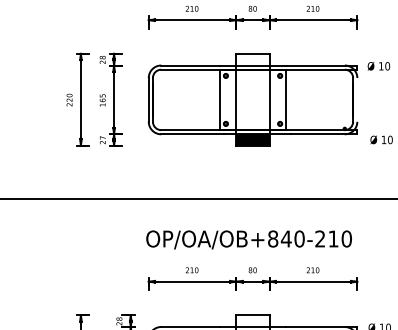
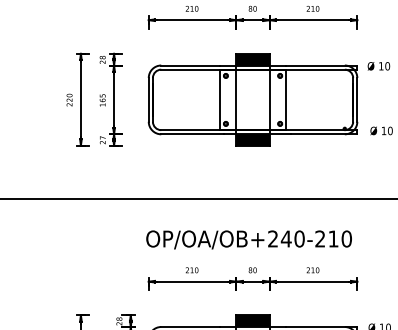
fill: none -> present (252, 59)
line: none -> present (357, 99)
text position: (381, 139) -> (381, 130) (381, 130)
text: OP/OA/OB+840-210 -> OP/OA/OB+240-210 (273, 238)
fill: none -> present (252, 320)
